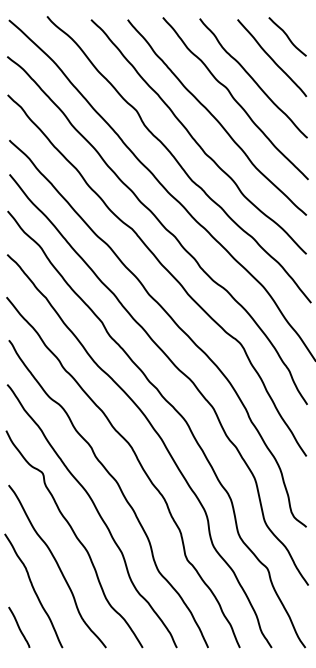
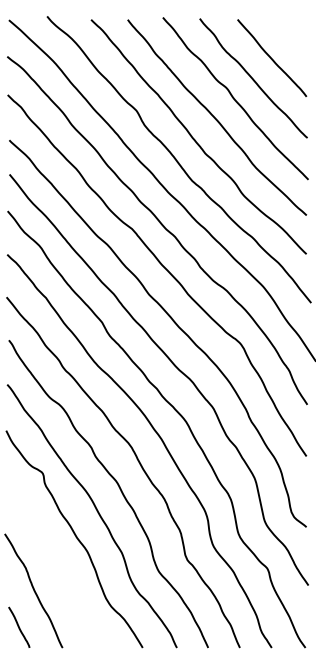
curve: present -> none (287, 36)
curve: present -> none (57, 566)
